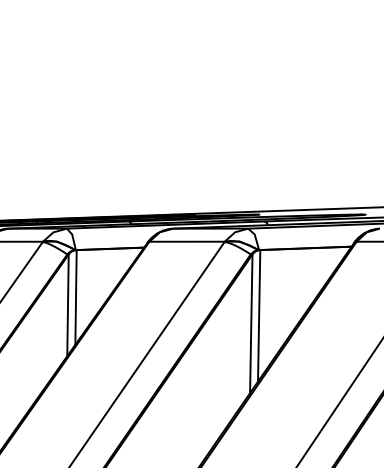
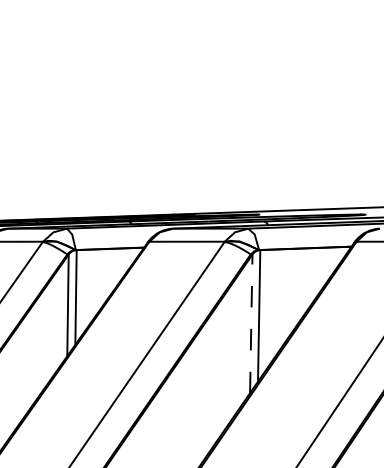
line: solid -> dashed (251, 323)
